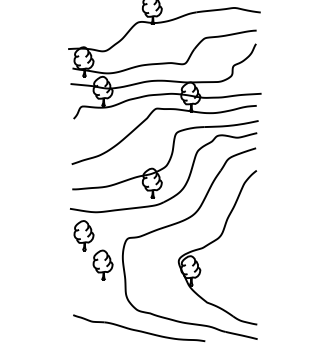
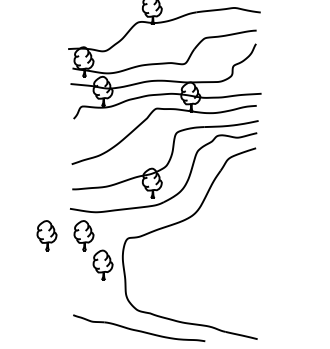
part: none -> present (46, 235)
part: present -> none (215, 241)
